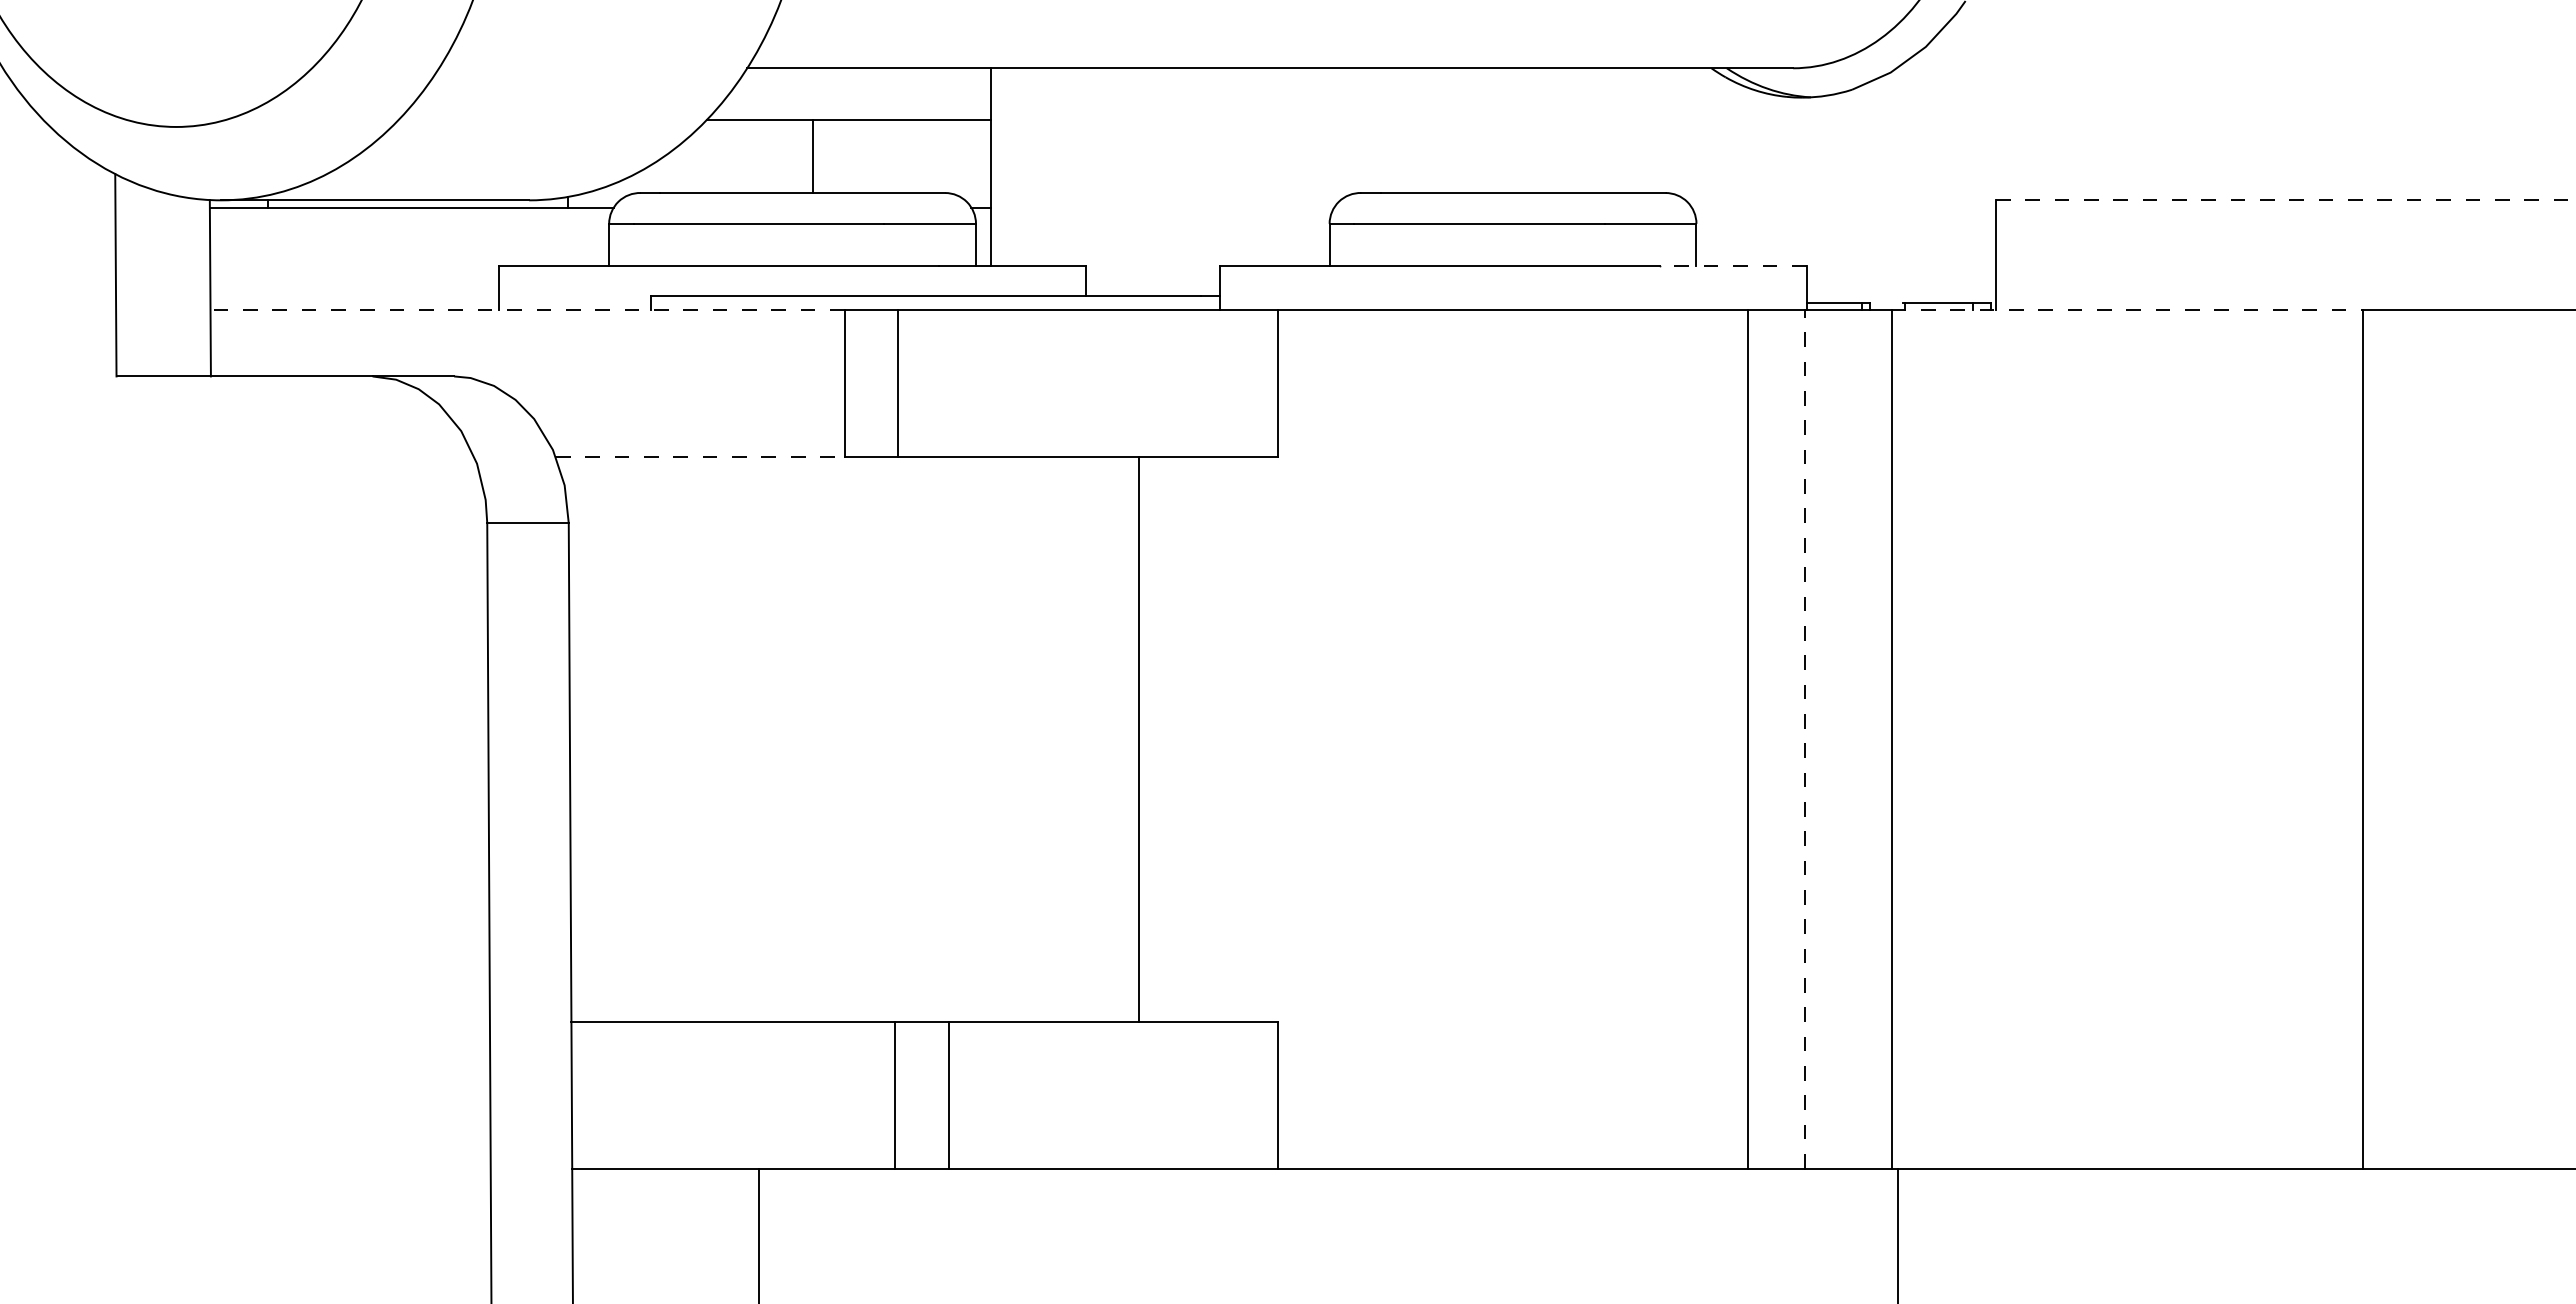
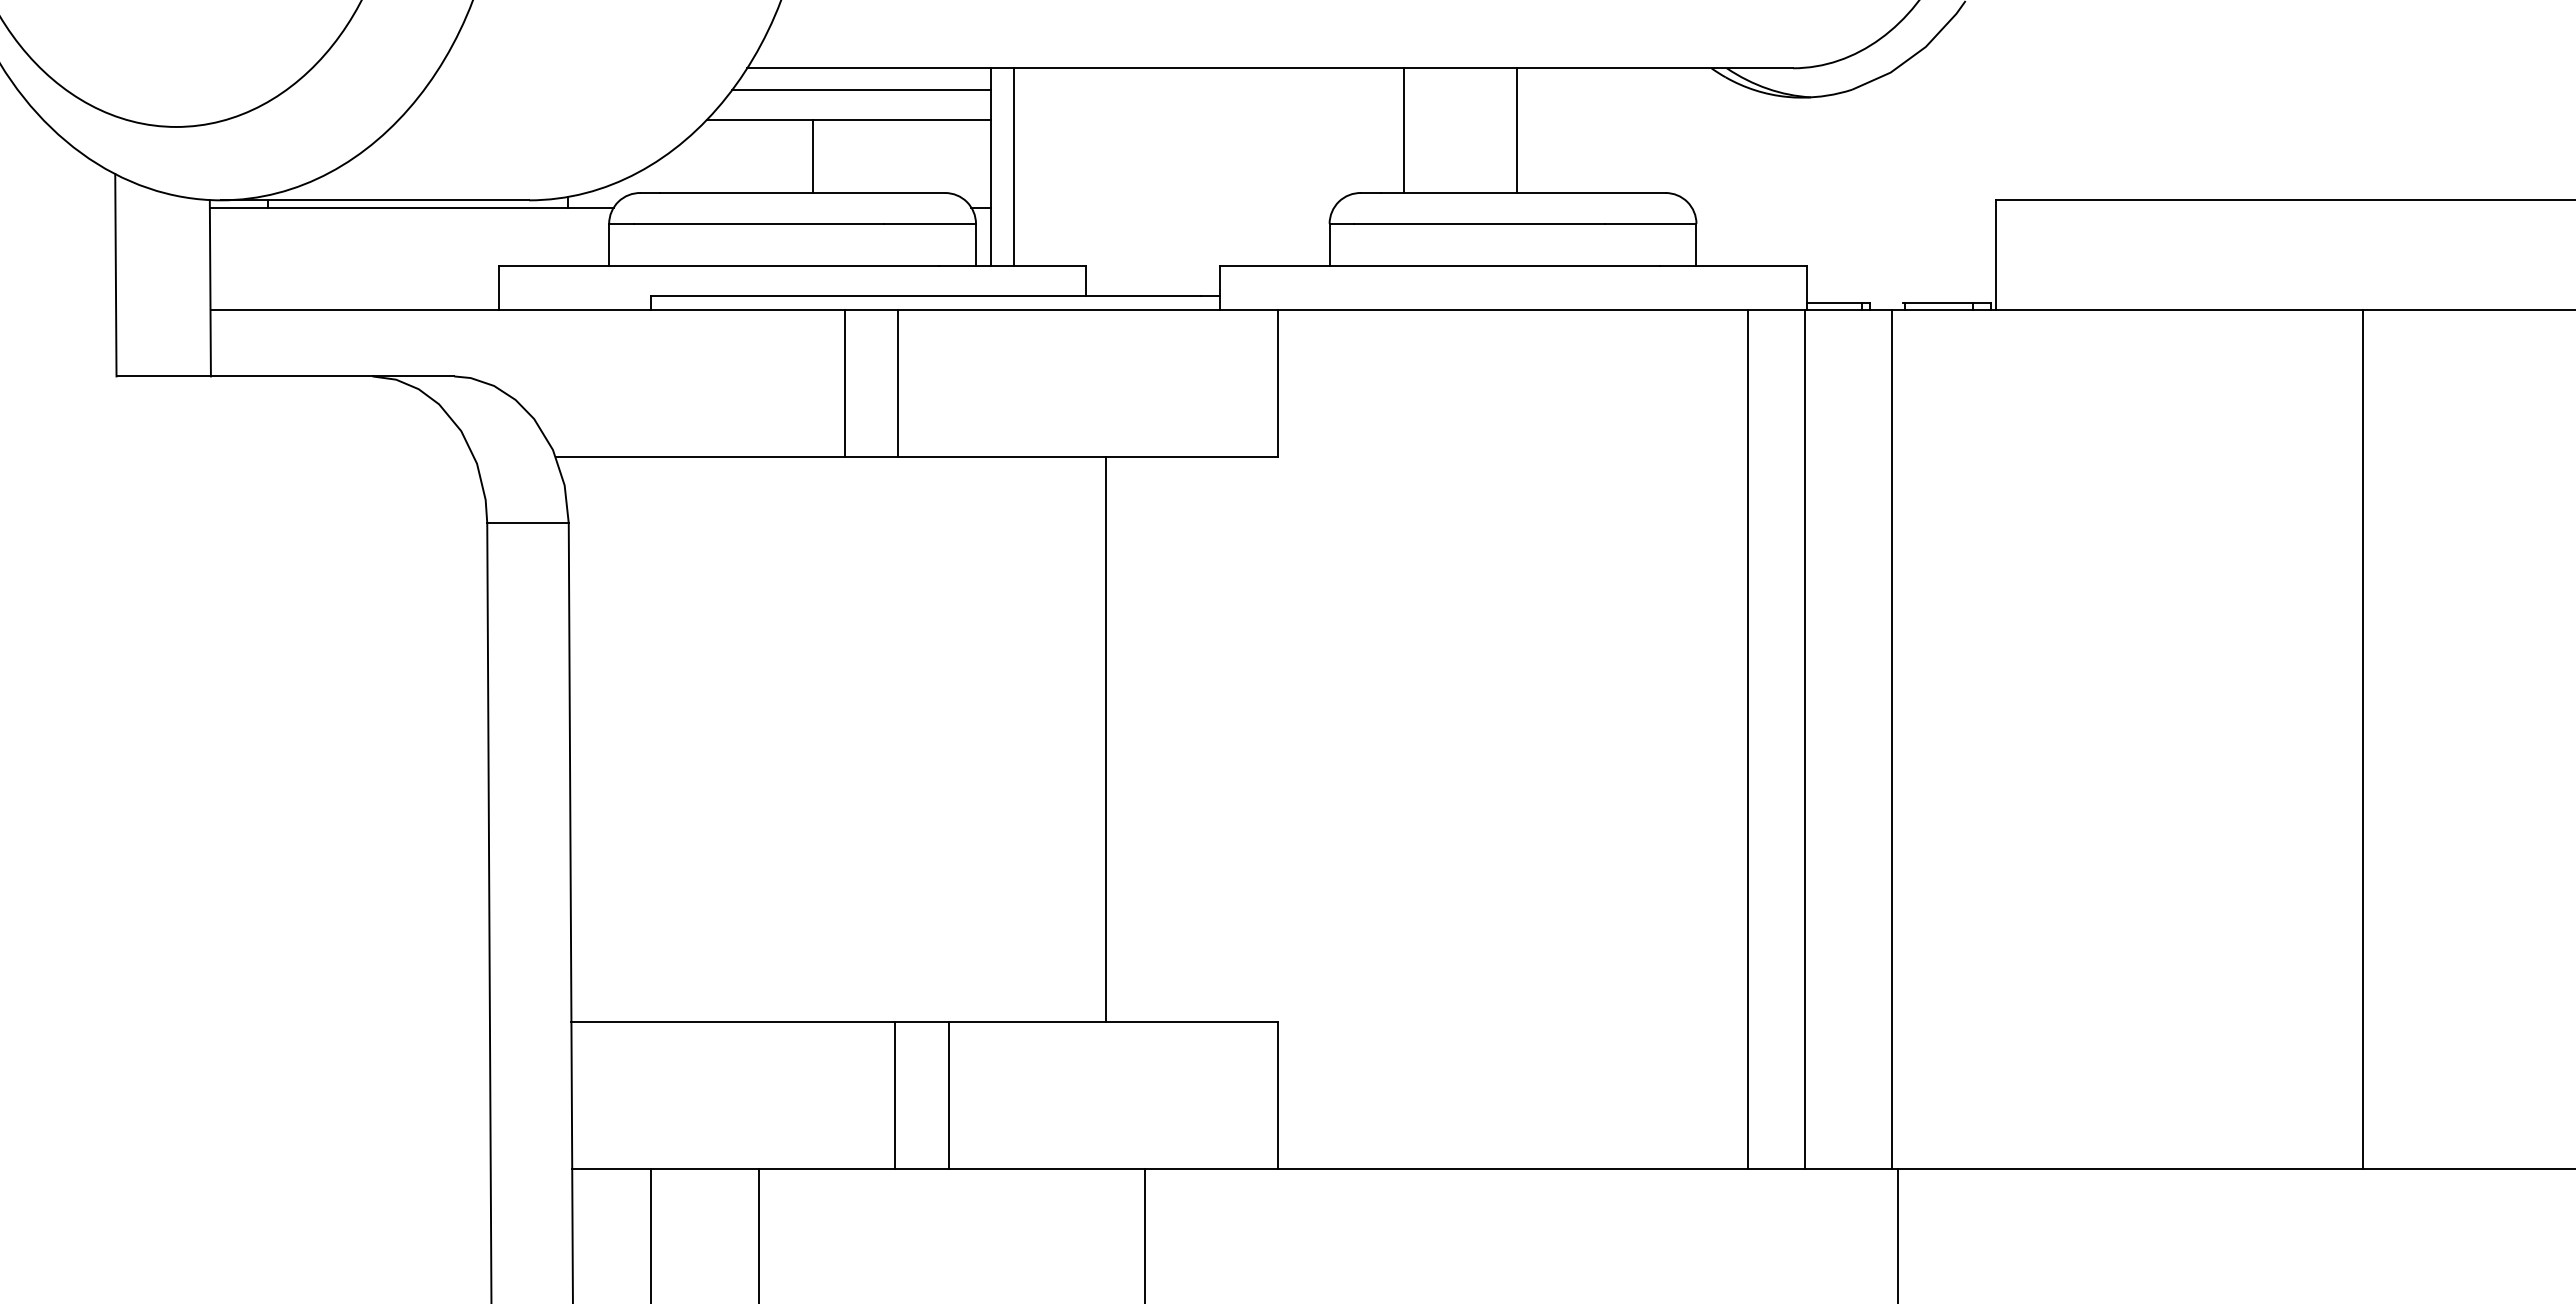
line: none -> present (861, 90)
line: none -> present (1404, 130)
line: none -> present (1516, 130)
line: none -> present (1014, 167)
line: dashed -> solid (2285, 200)
line: dashed -> solid (1732, 266)
line: dashed -> solid (527, 310)
line: dashed -> solid (2127, 310)
line: dashed -> solid (700, 457)
line position: (1139, 739) -> (1106, 739) (1106, 739)
line: dashed -> solid (1805, 739)
line: none -> present (651, 1234)
line: none -> present (1144, 1234)
